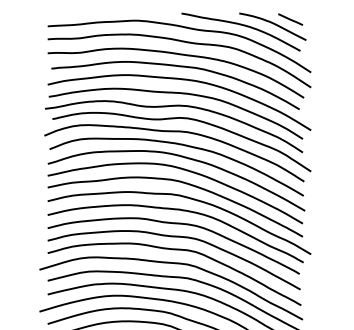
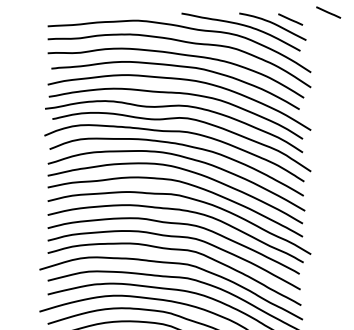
line: none -> present (328, 12)
